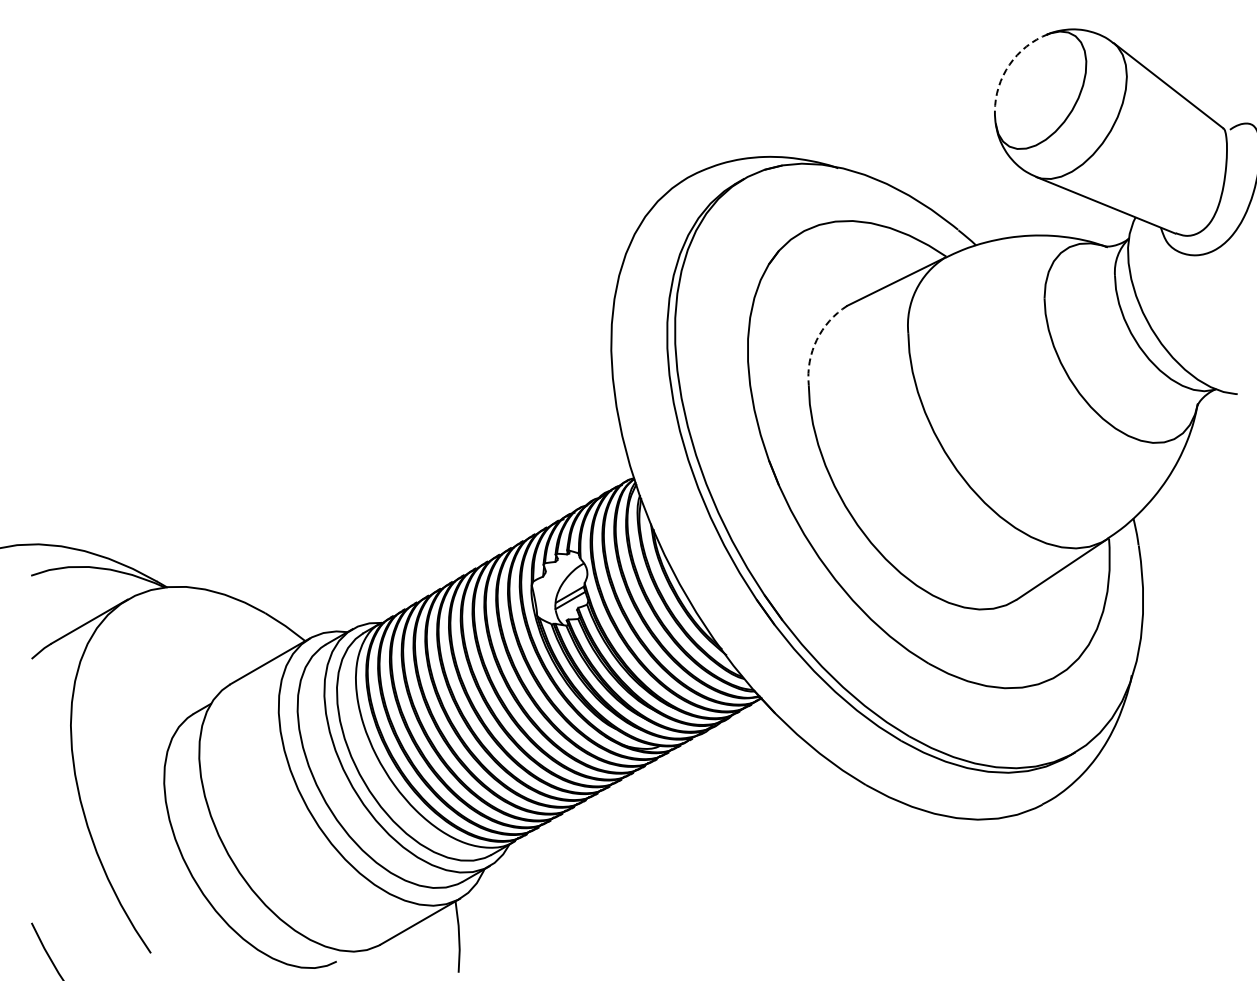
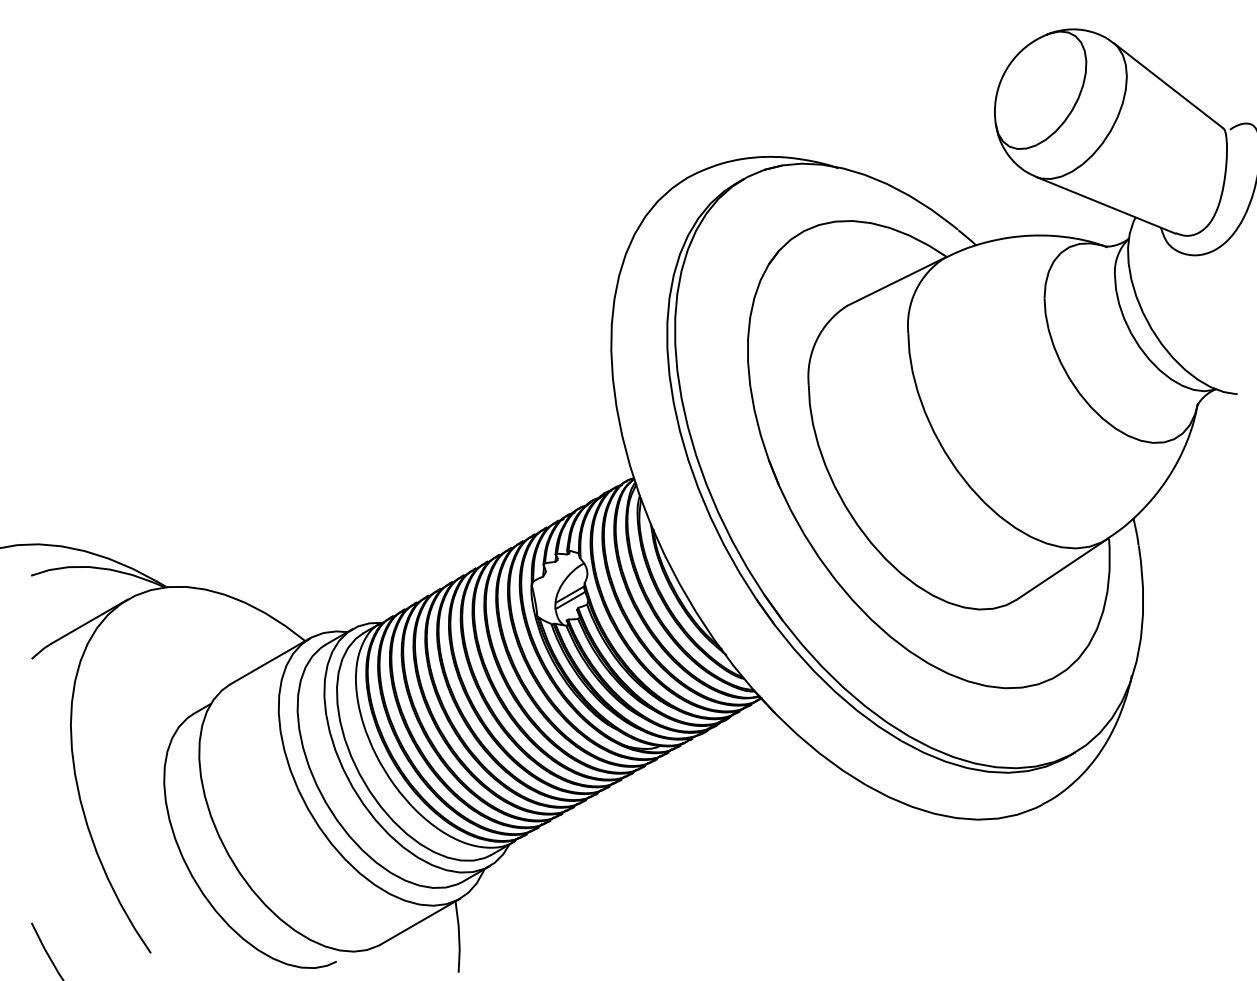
arc: dashed -> solid (1009, 64)
arc: dashed -> solid (816, 340)
